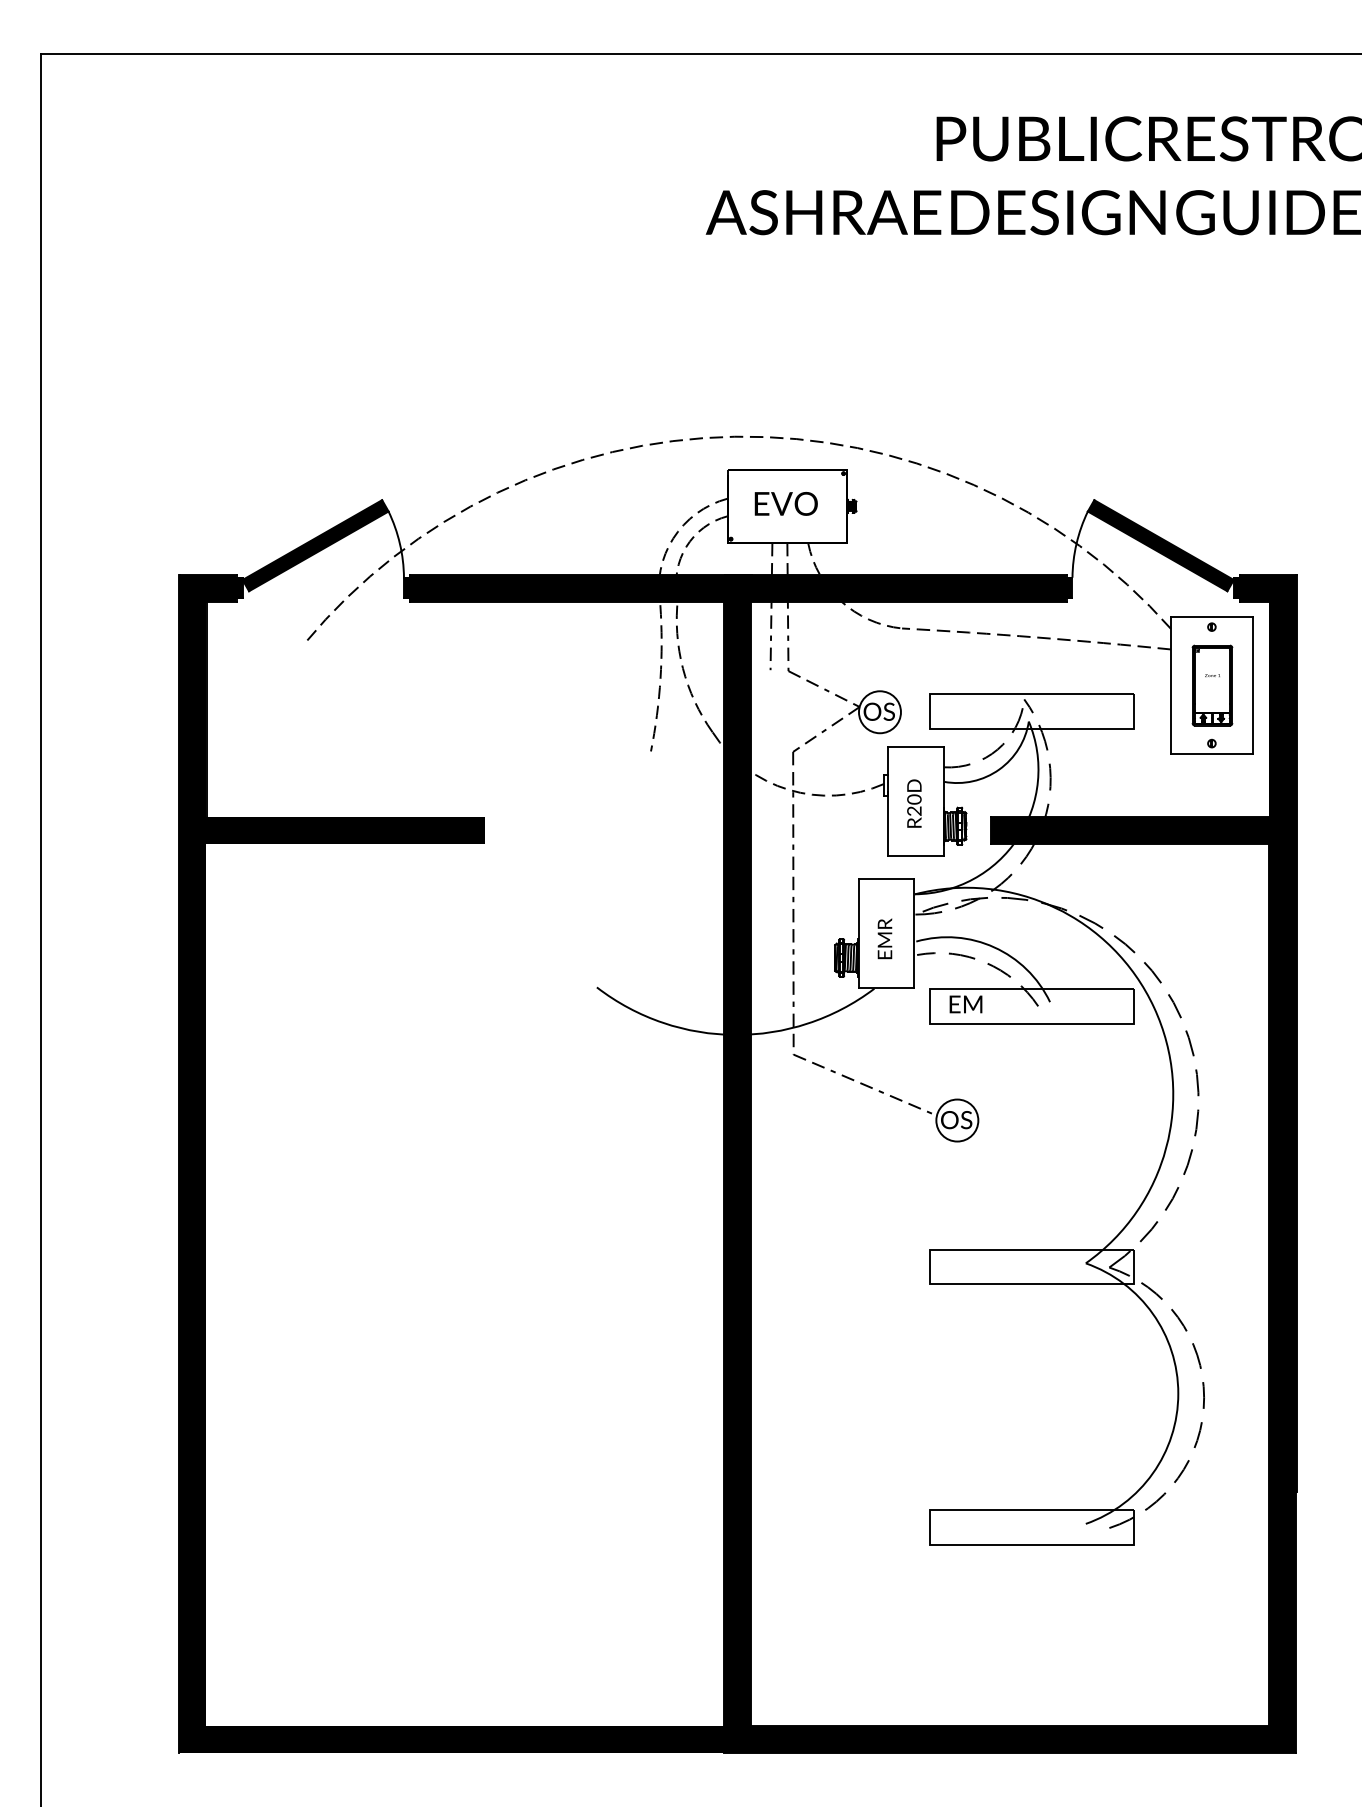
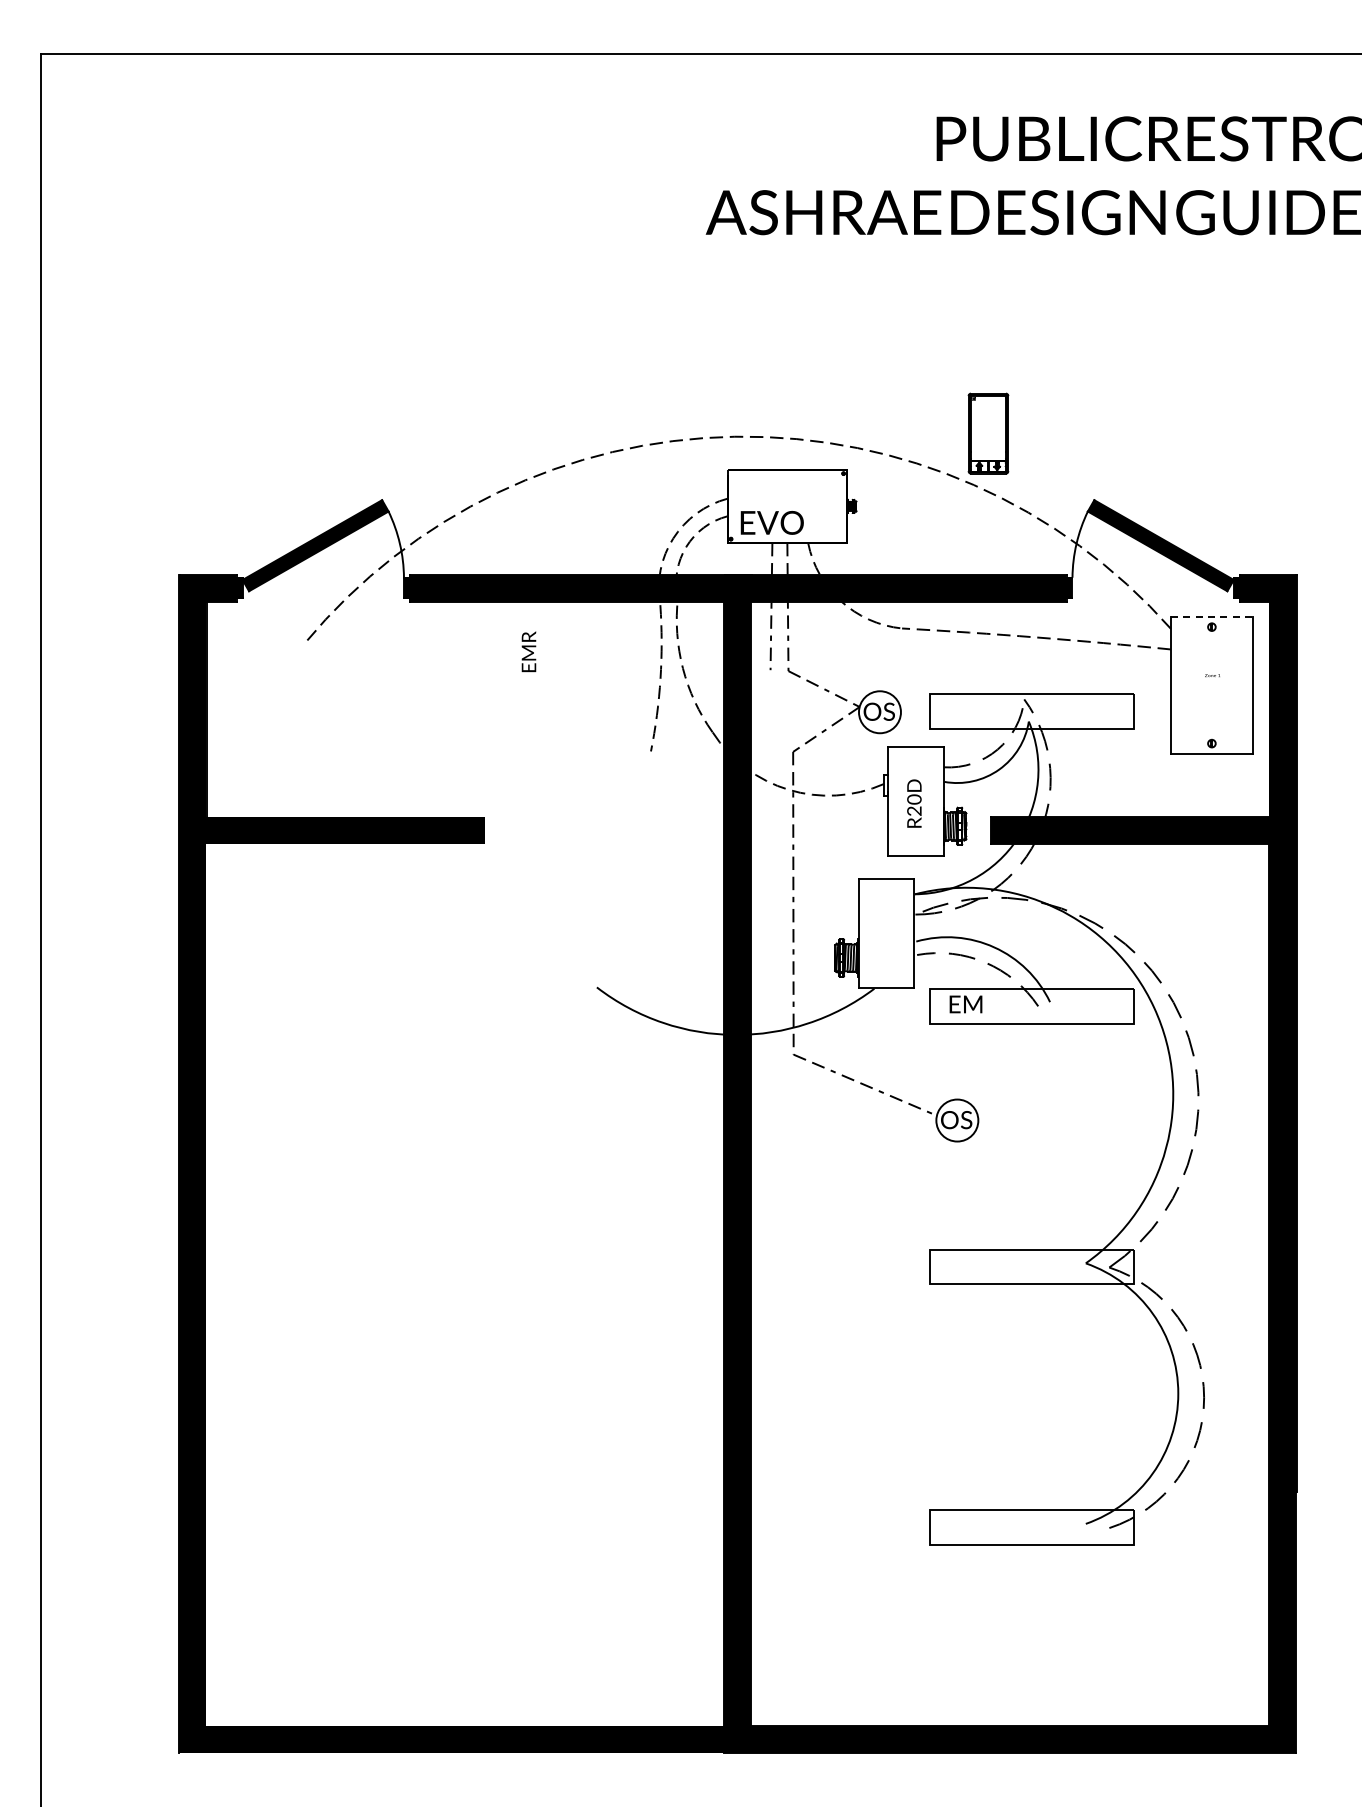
text position: (785, 503) -> (771, 522) (771, 522)
line: solid -> dashed (1211, 616)
part position: (1212, 685) -> (988, 433) (988, 433)
text position: (884, 938) -> (528, 651) (528, 651)
